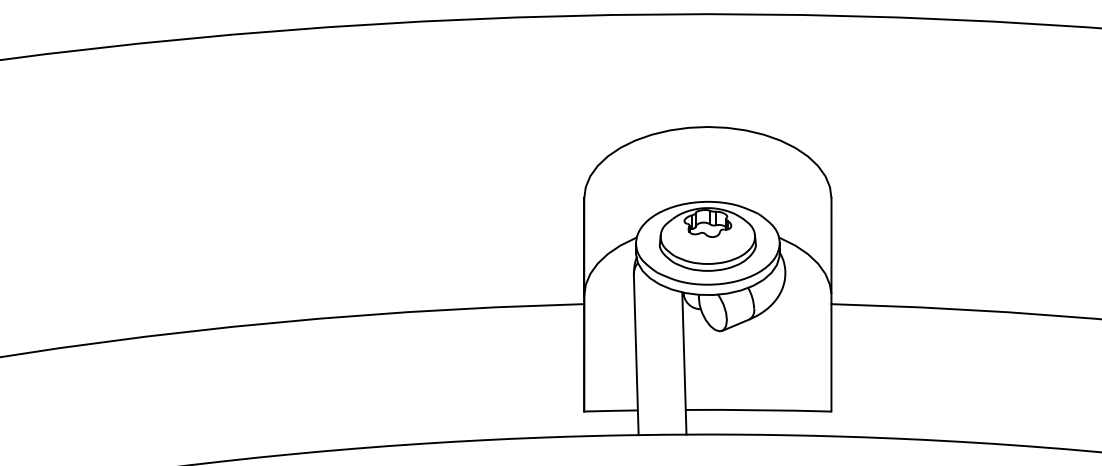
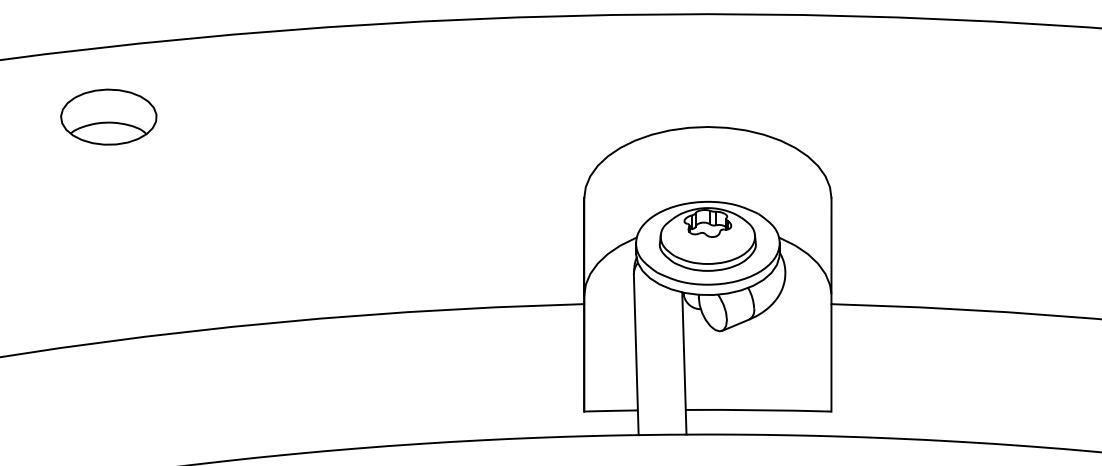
part: none -> present (108, 116)
